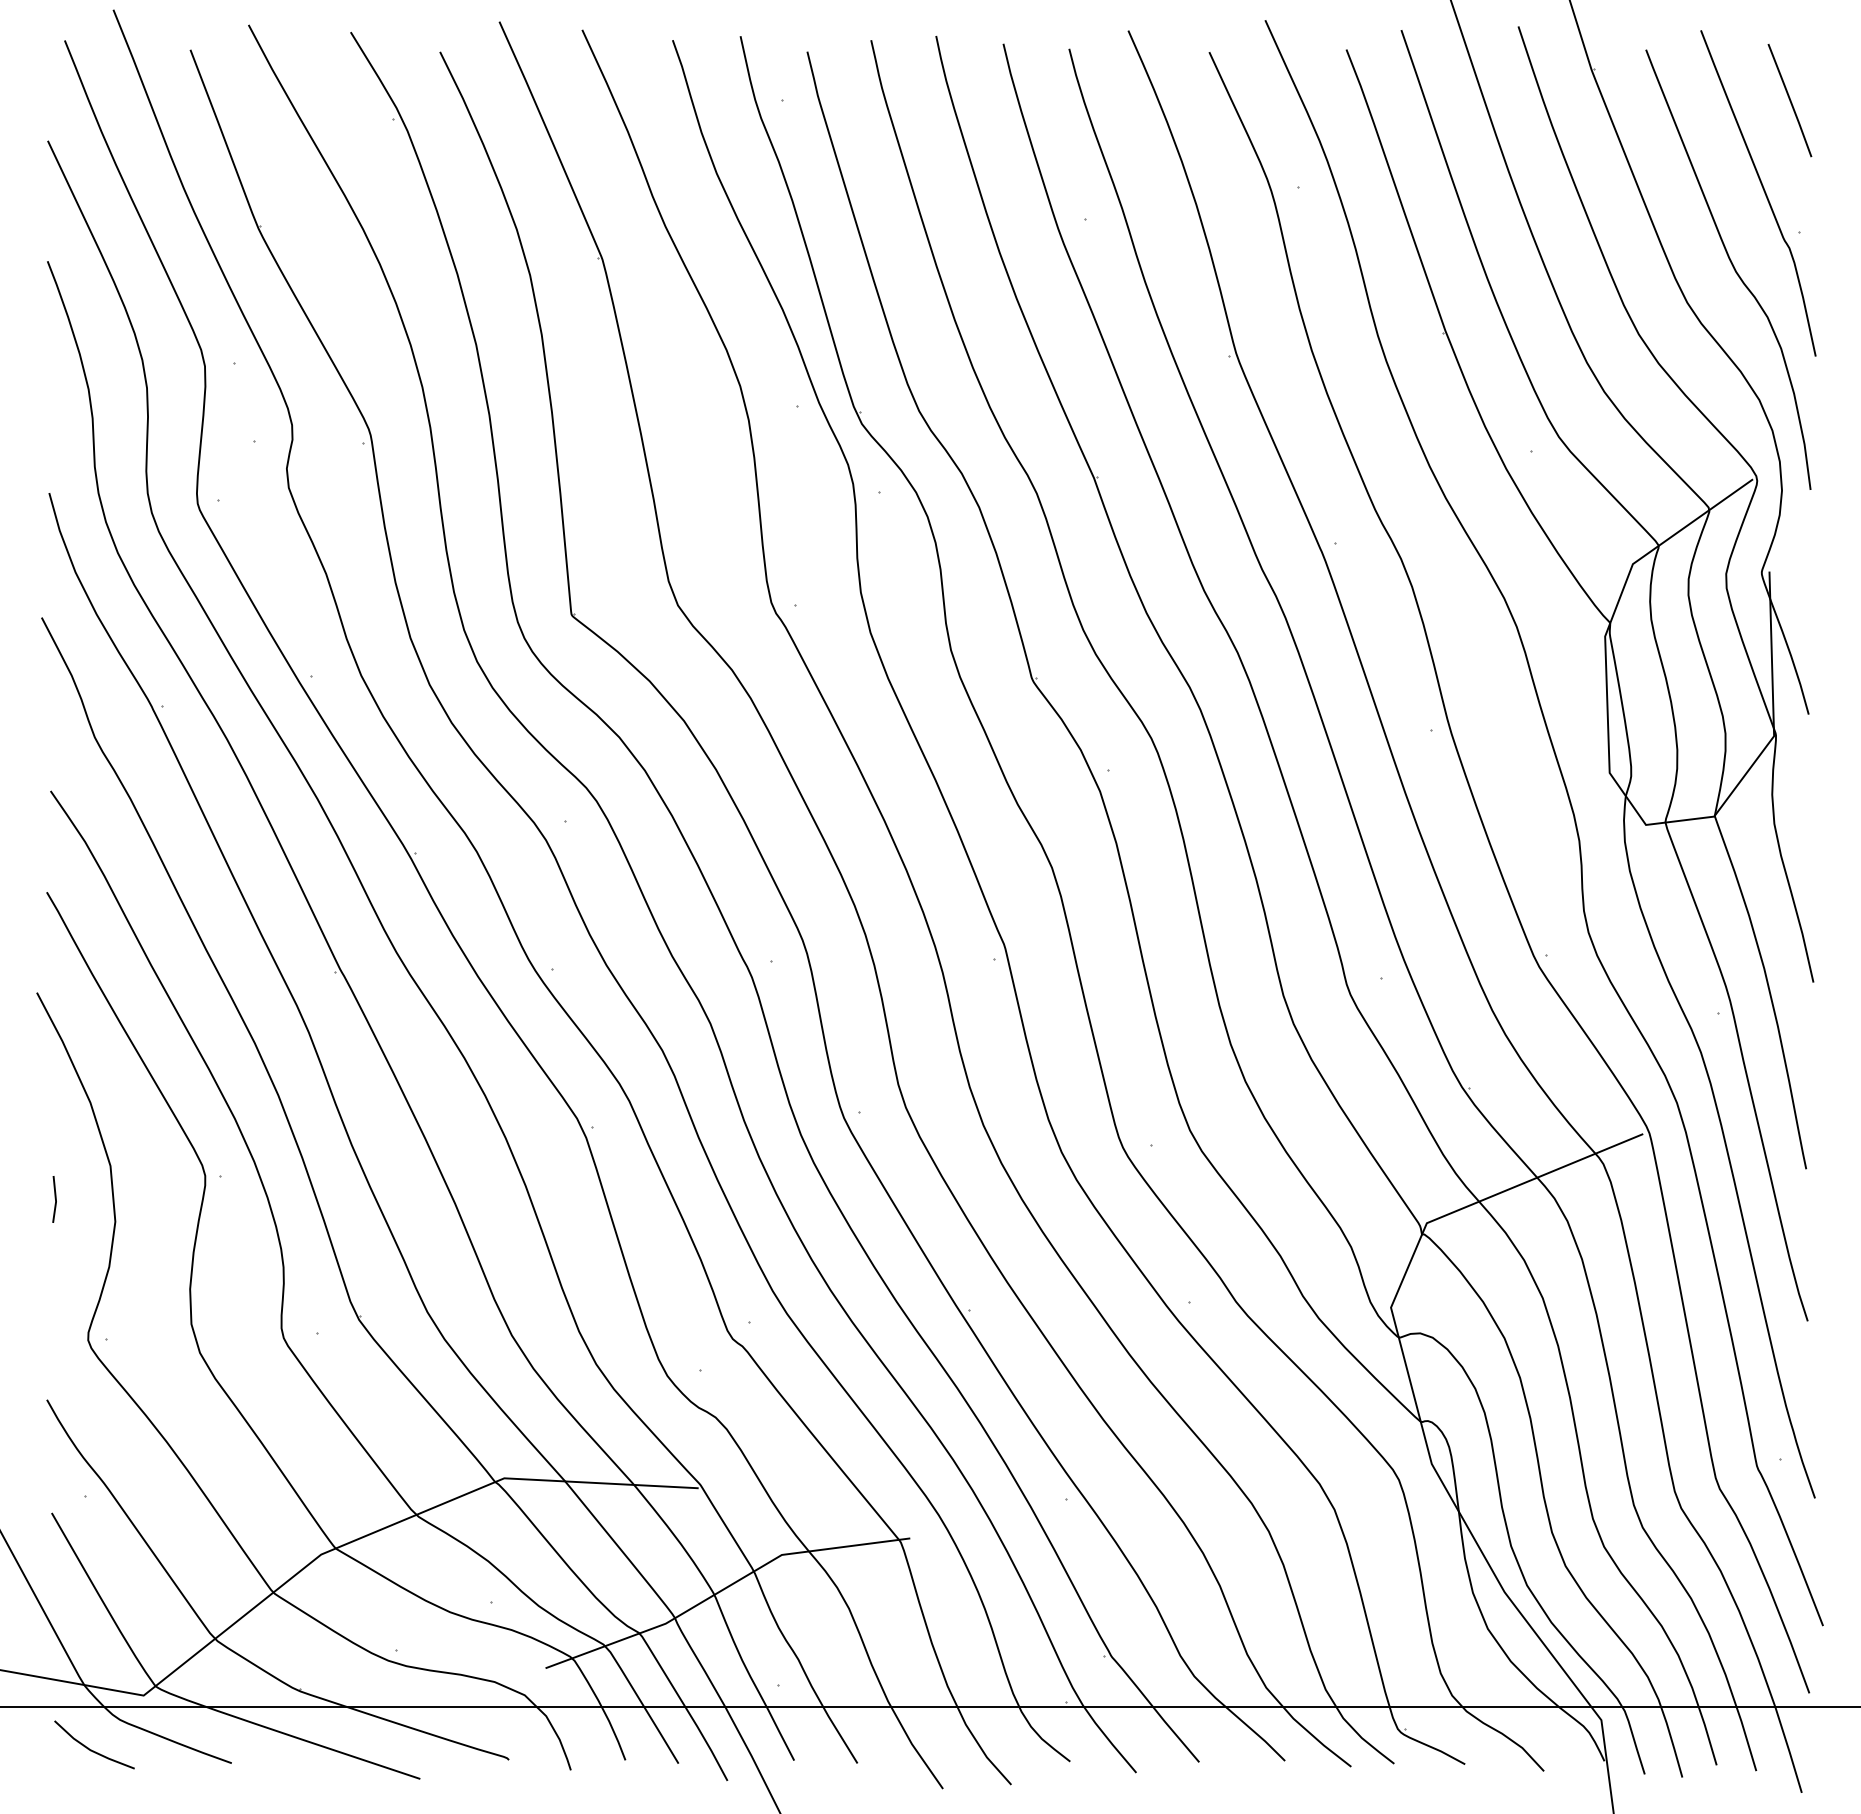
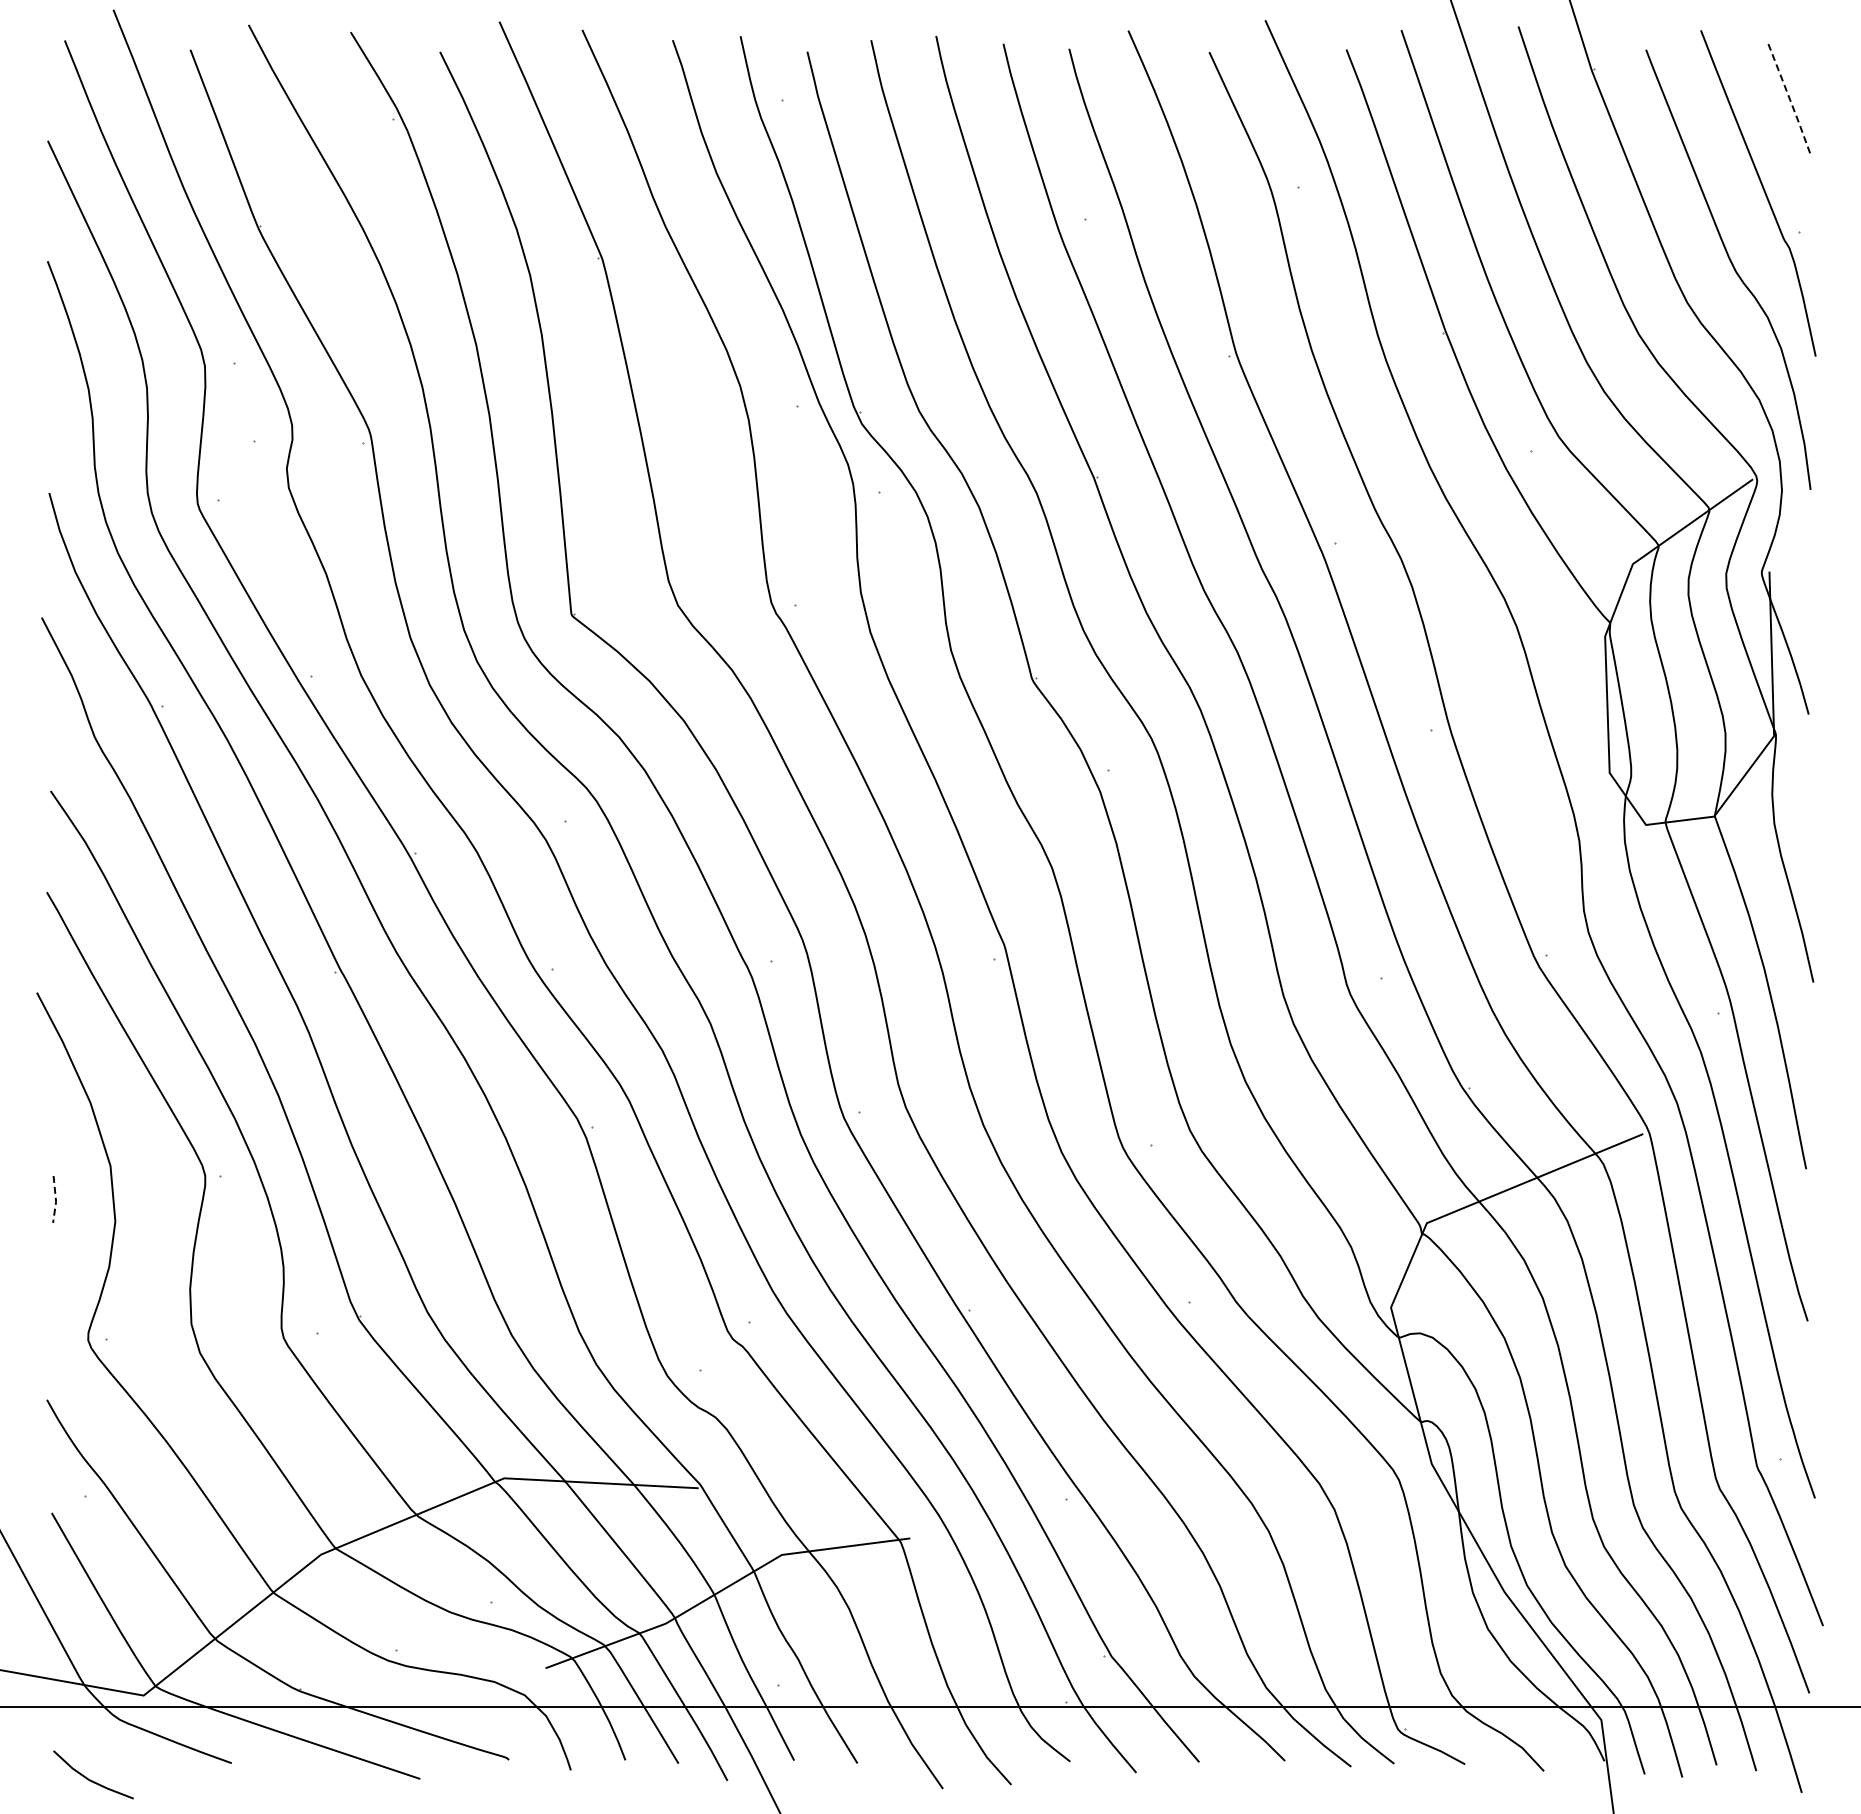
line: solid -> dashed (1790, 100)
line: solid -> dashed (56, 1200)
line position: (91, 1749) -> (90, 1779) (90, 1779)
